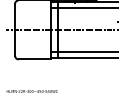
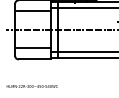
line: none -> present (33, 10)
line: none -> present (33, 47)
text position: (31, 91) -> (31, 86) (31, 86)
